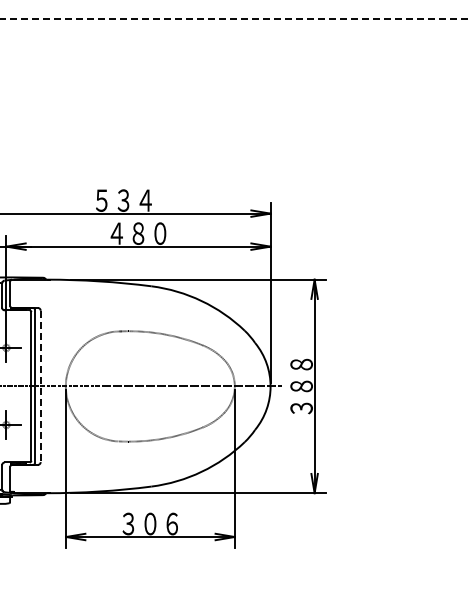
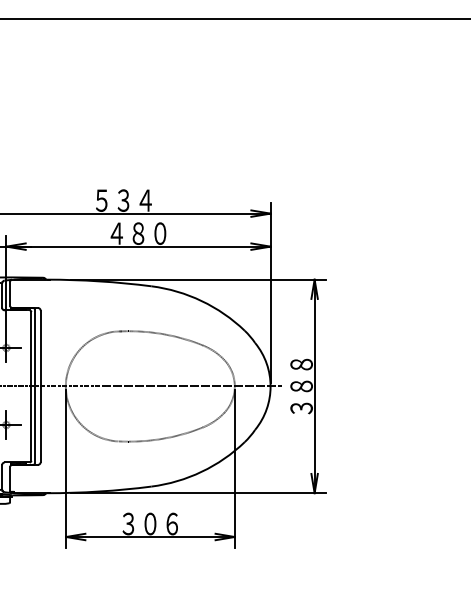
line: dashed -> solid (236, 19)
line: dashed -> solid (40, 386)
